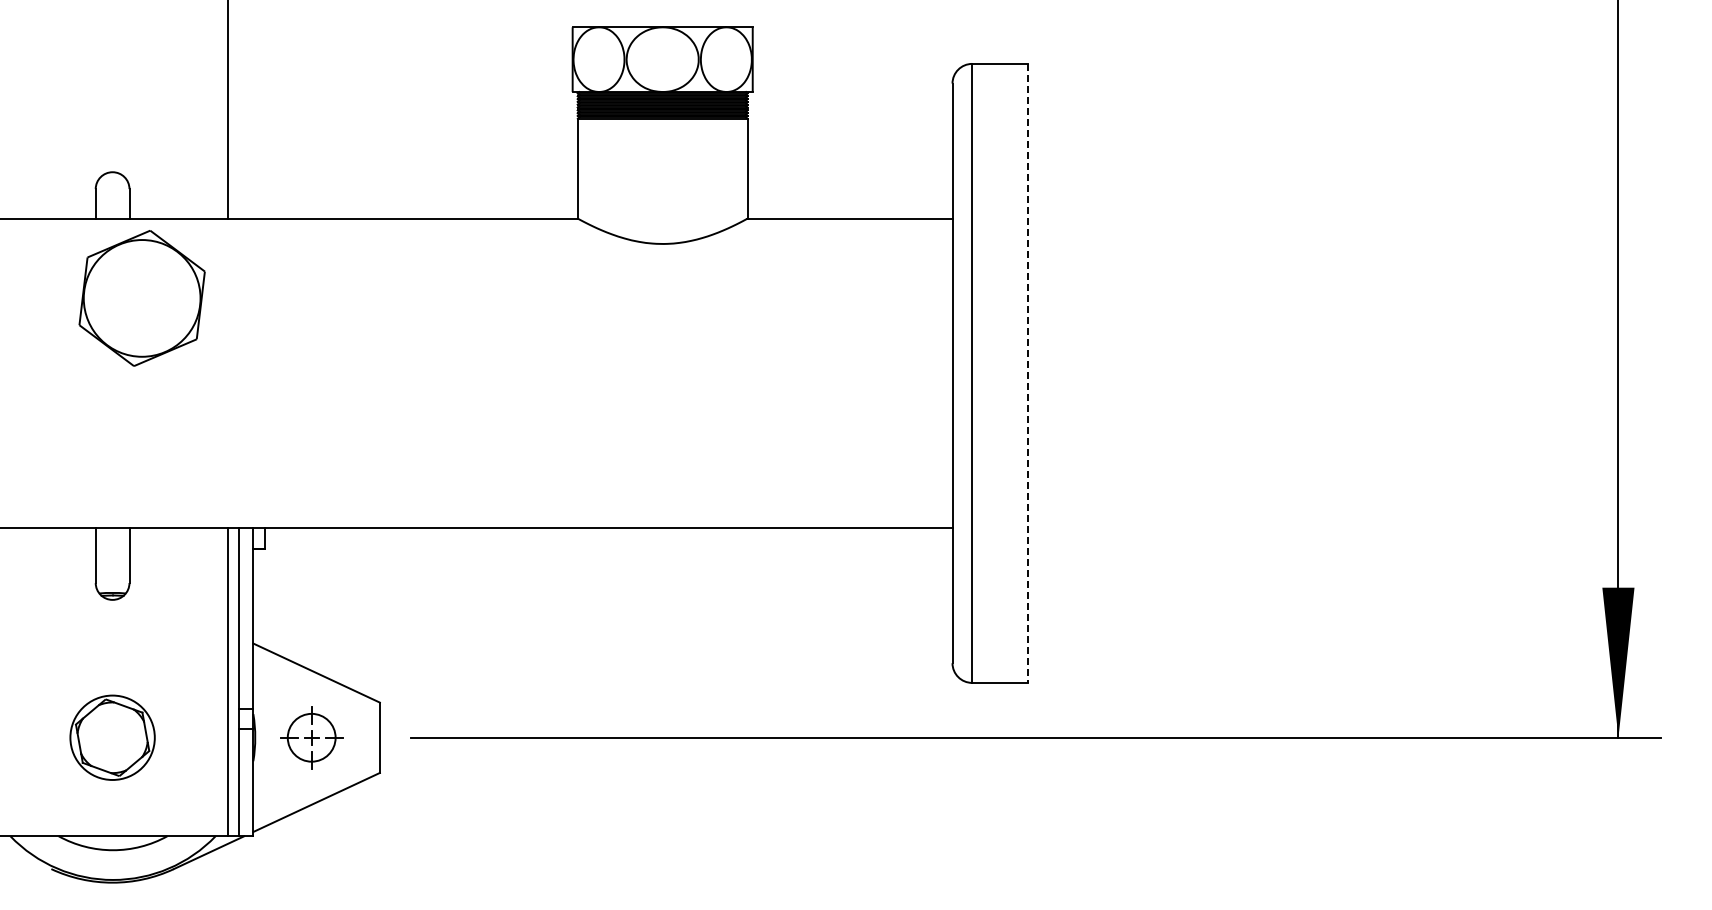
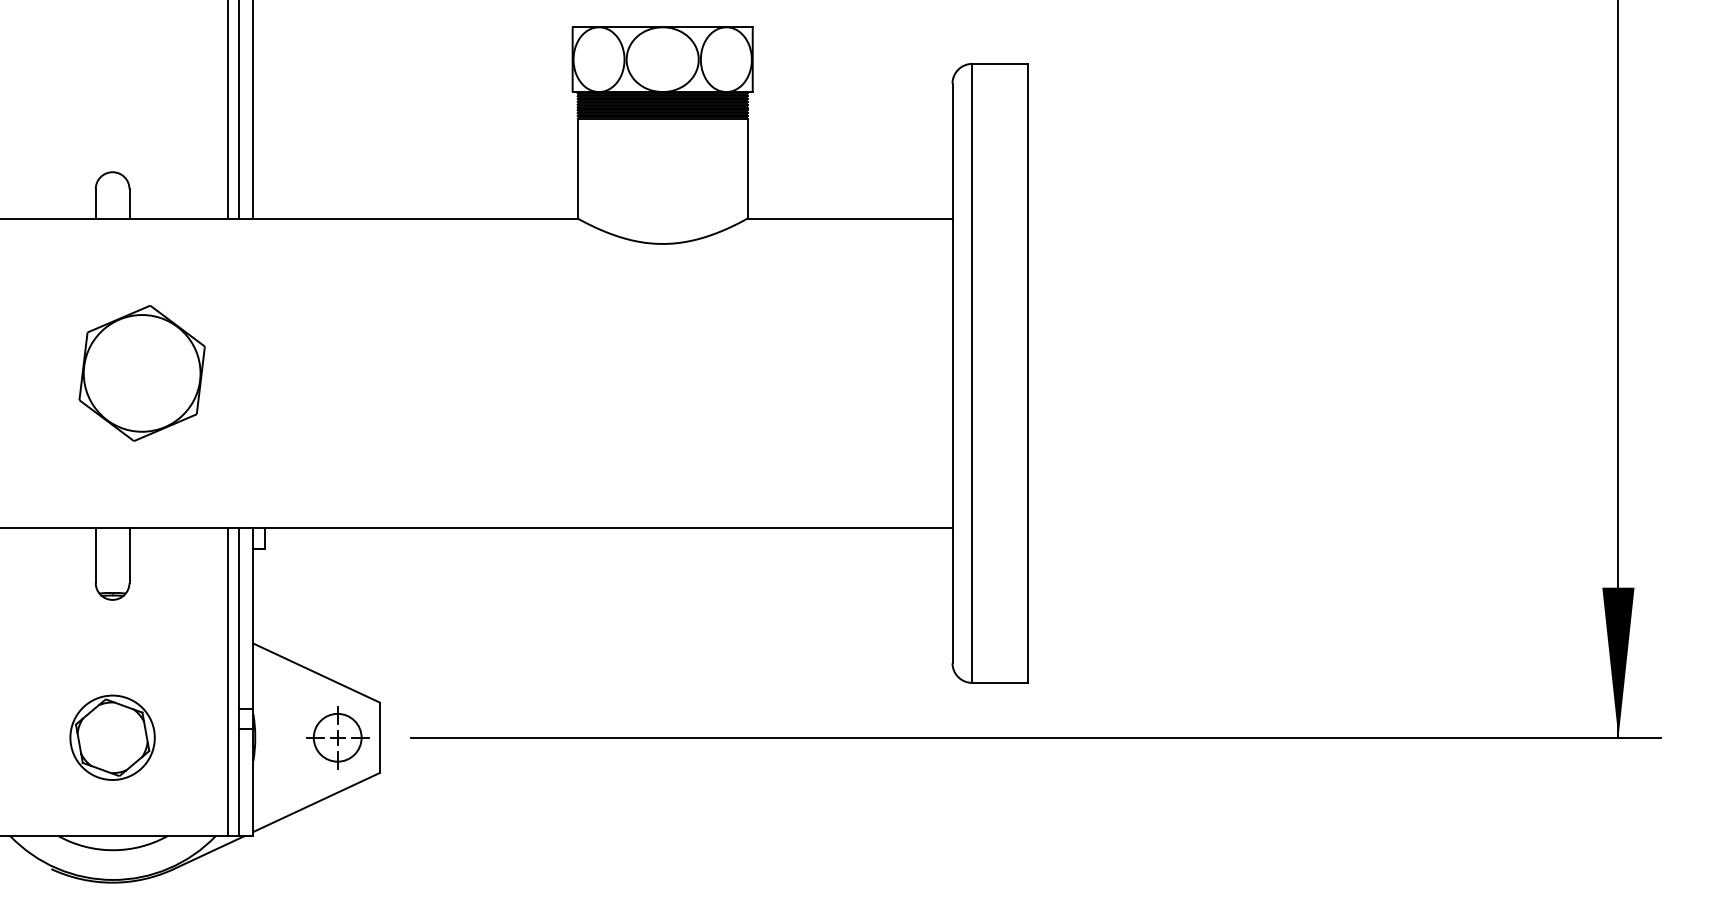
line: none -> present (239, 110)
line: none -> present (253, 110)
part position: (141, 298) -> (141, 373) (141, 373)
line: dashed -> solid (1028, 373)
part position: (311, 737) -> (337, 737) (337, 737)
